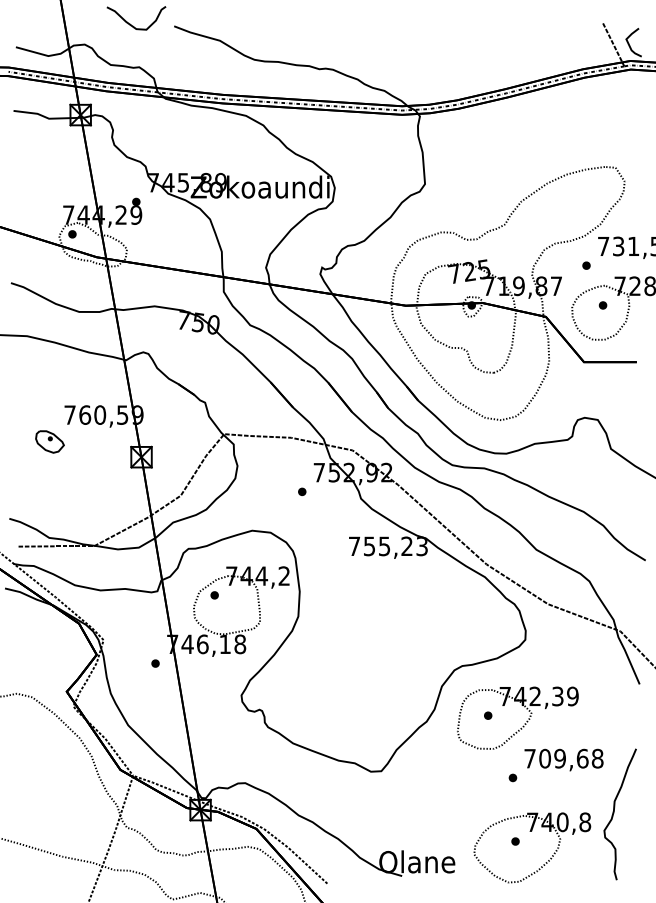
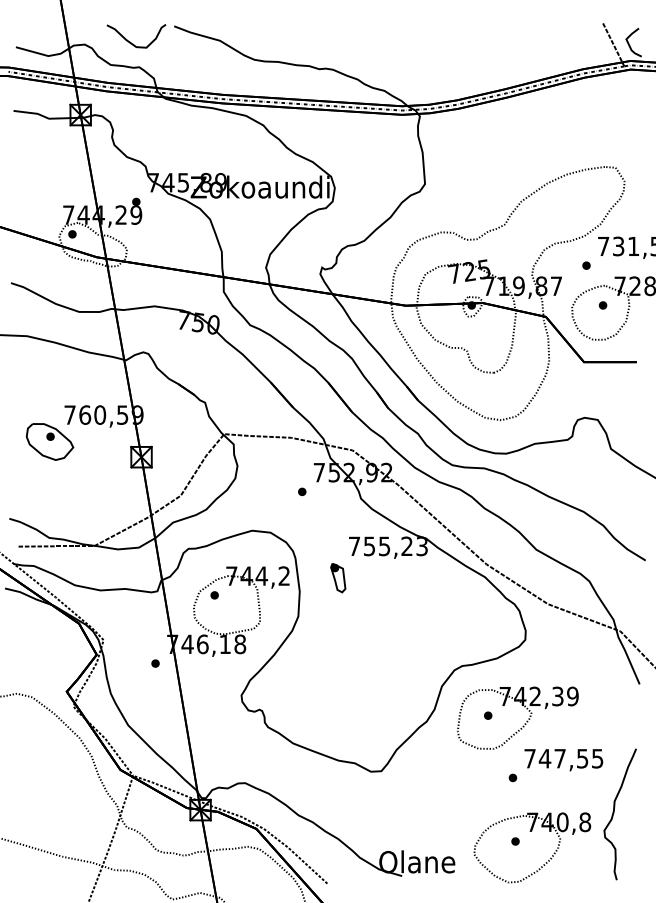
curve position: (133, 25) -> (133, 43) (133, 43)
part size: 30x24 px -> 50x38 px (49, 441)
part: none -> present (338, 578)
text: 709,68 -> 747,55 (570, 758)
